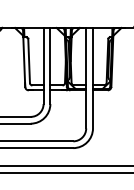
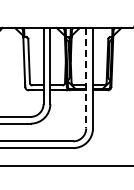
line: solid -> dashed (86, 78)
line: present -> none (66, 172)
